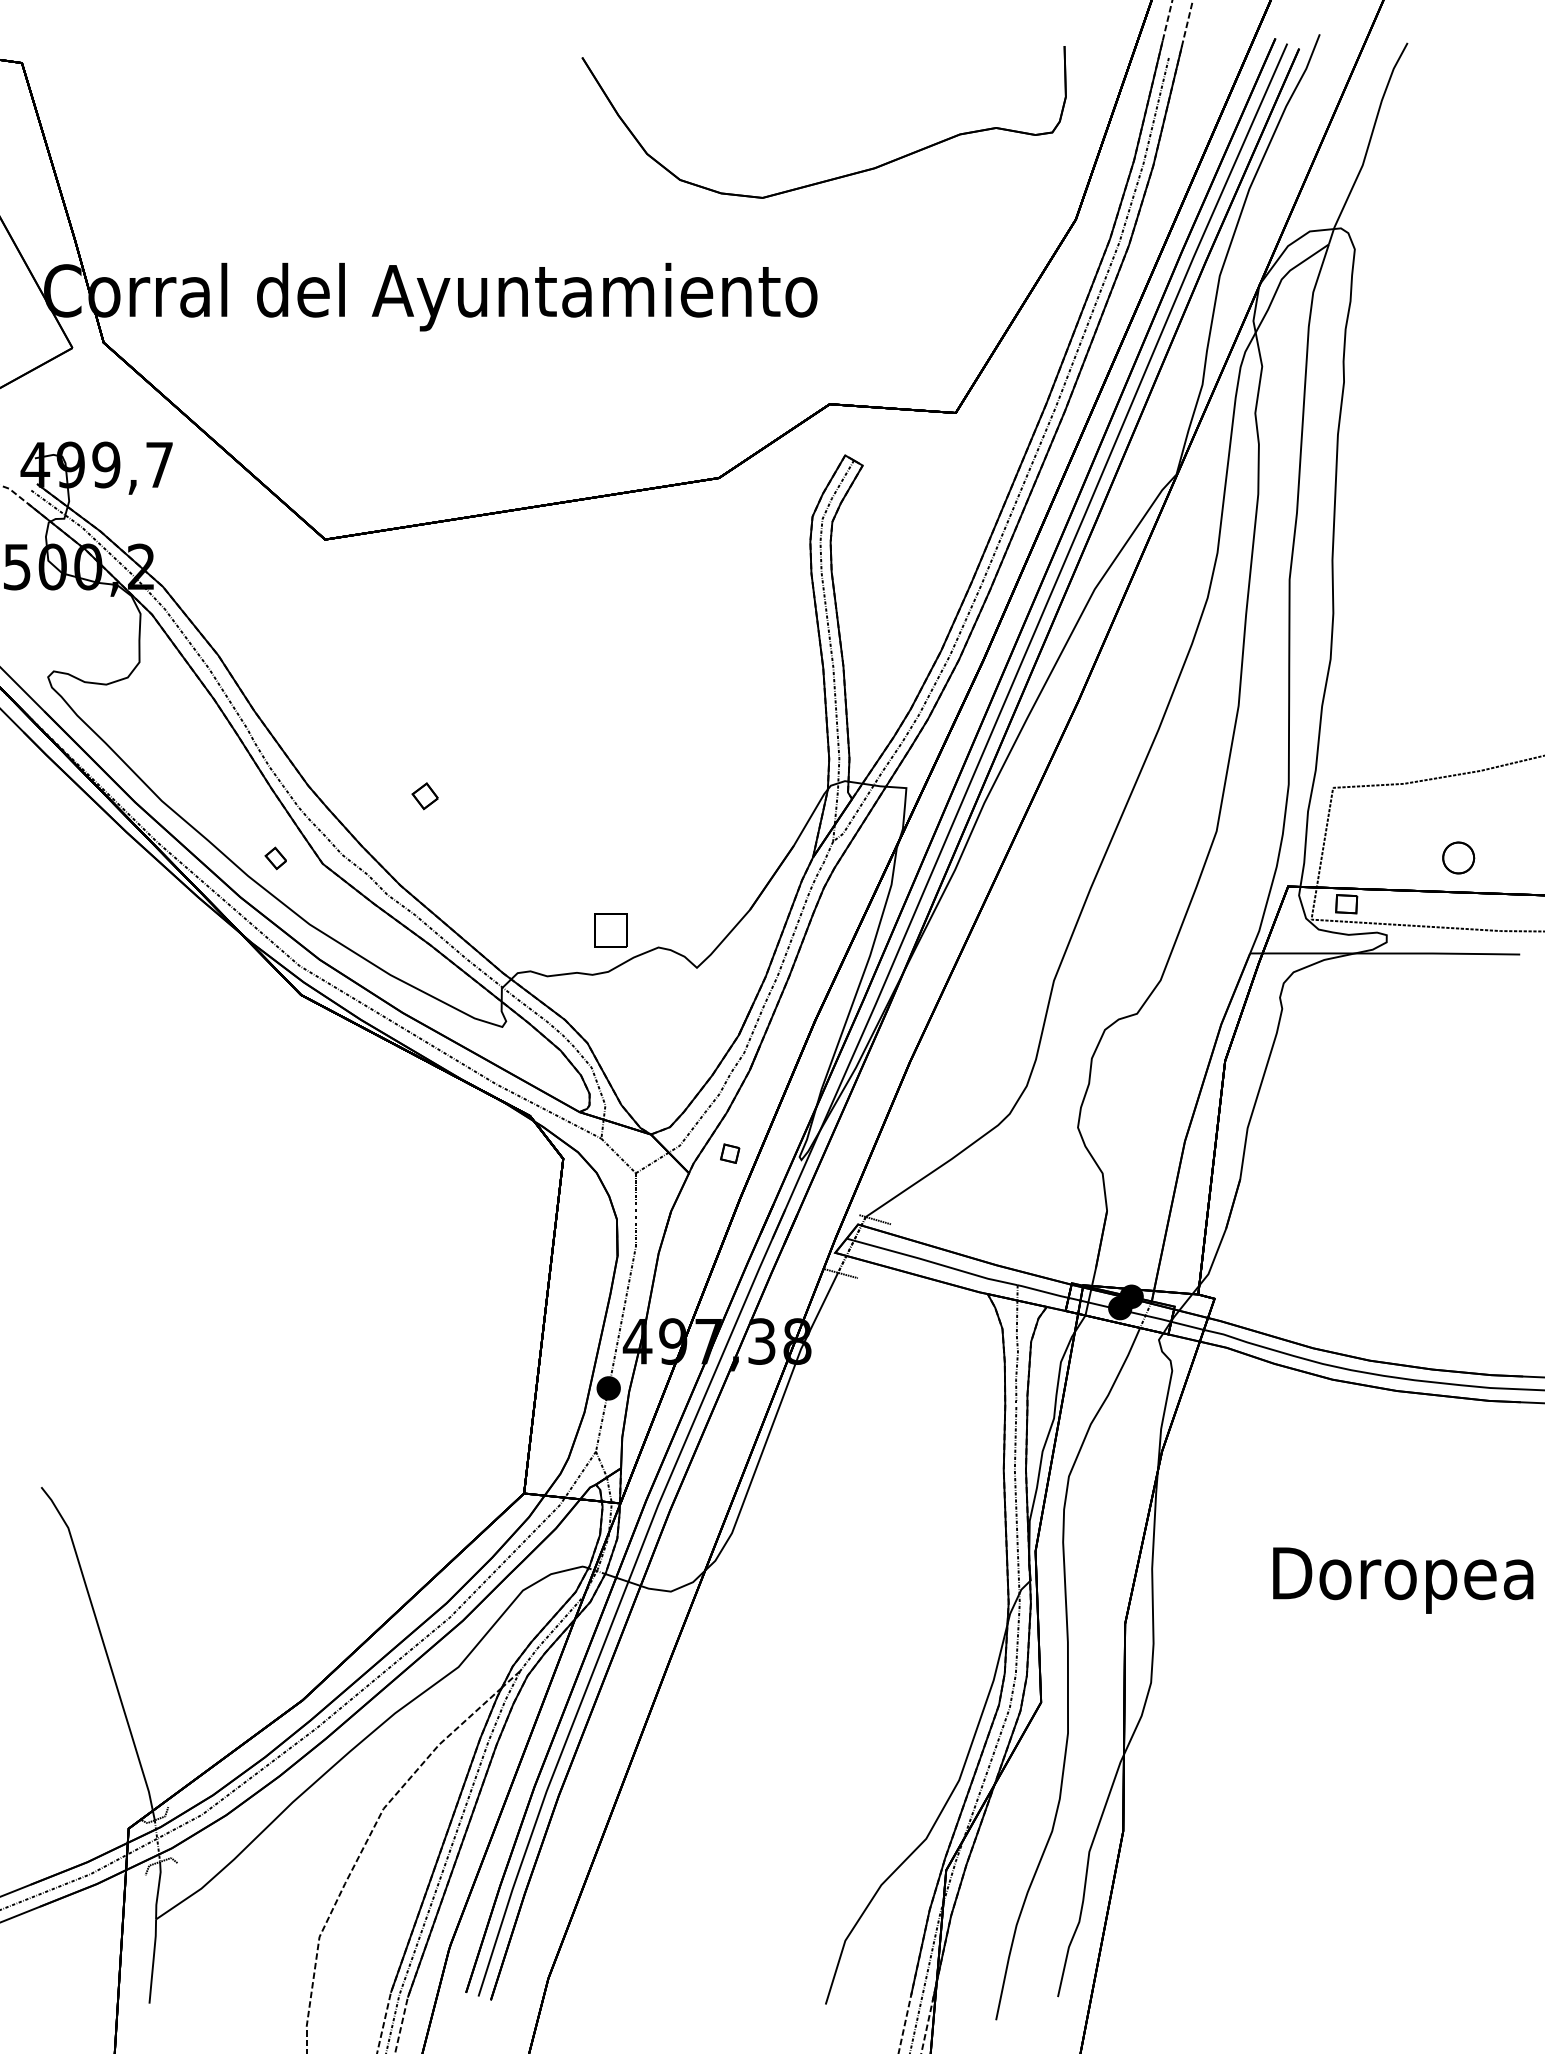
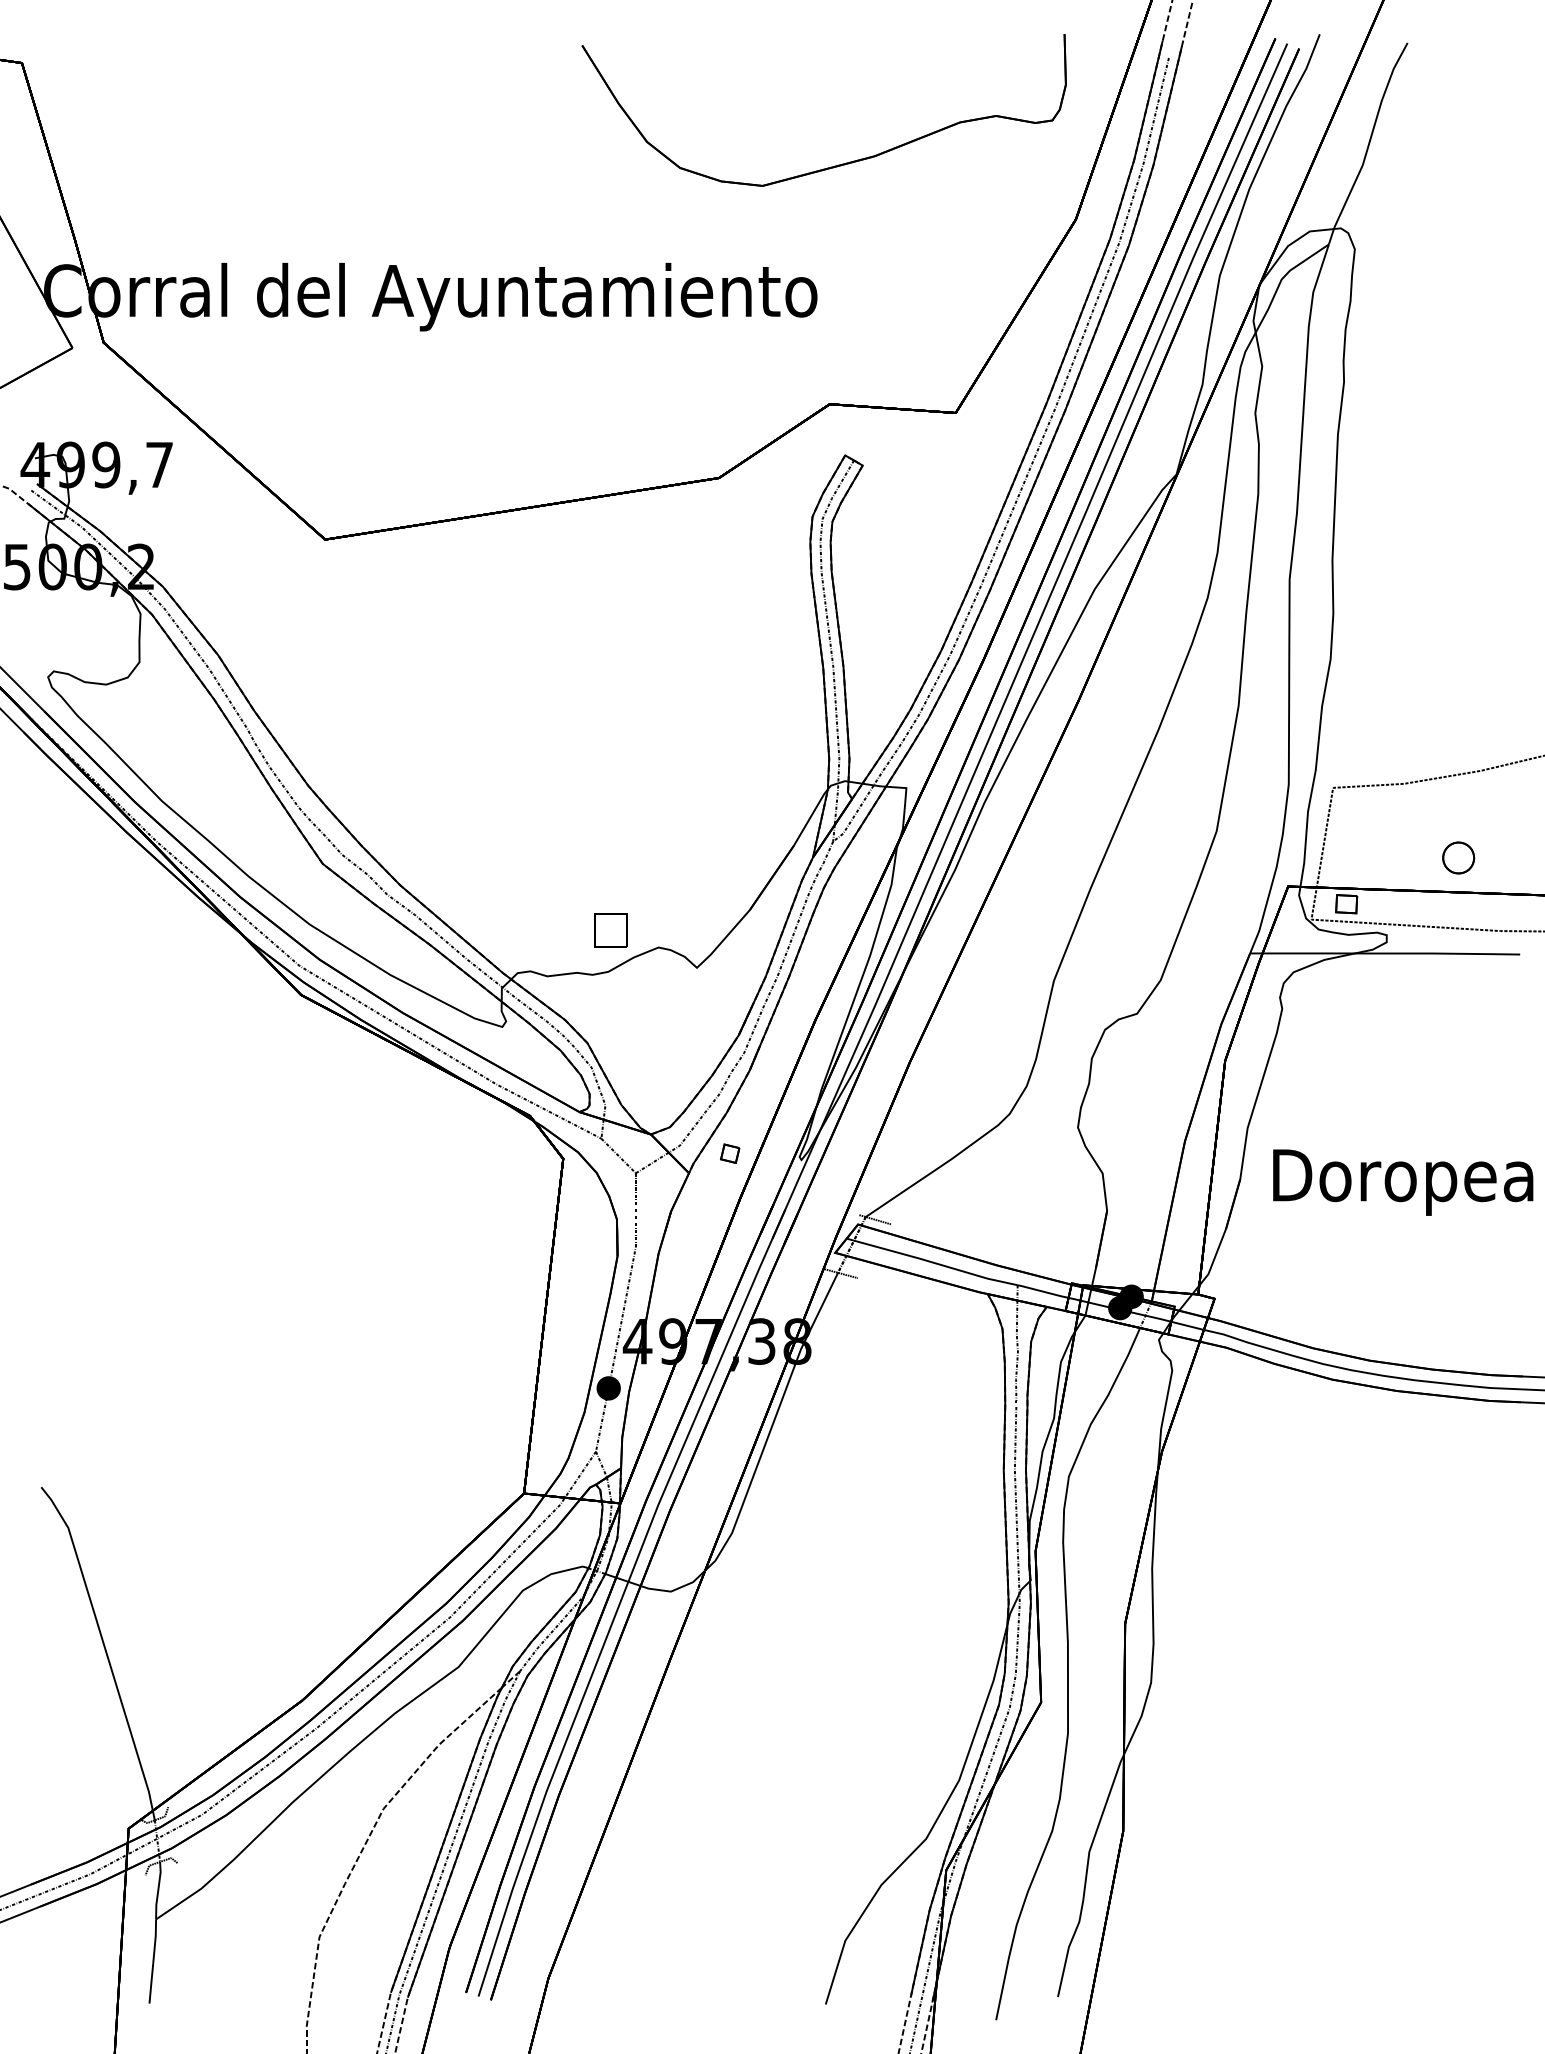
part position: (838, 176) -> (838, 164) (838, 164)
part: present -> none (424, 796)
part: present -> none (275, 858)
text position: (1403, 1580) -> (1403, 1182) (1403, 1182)
